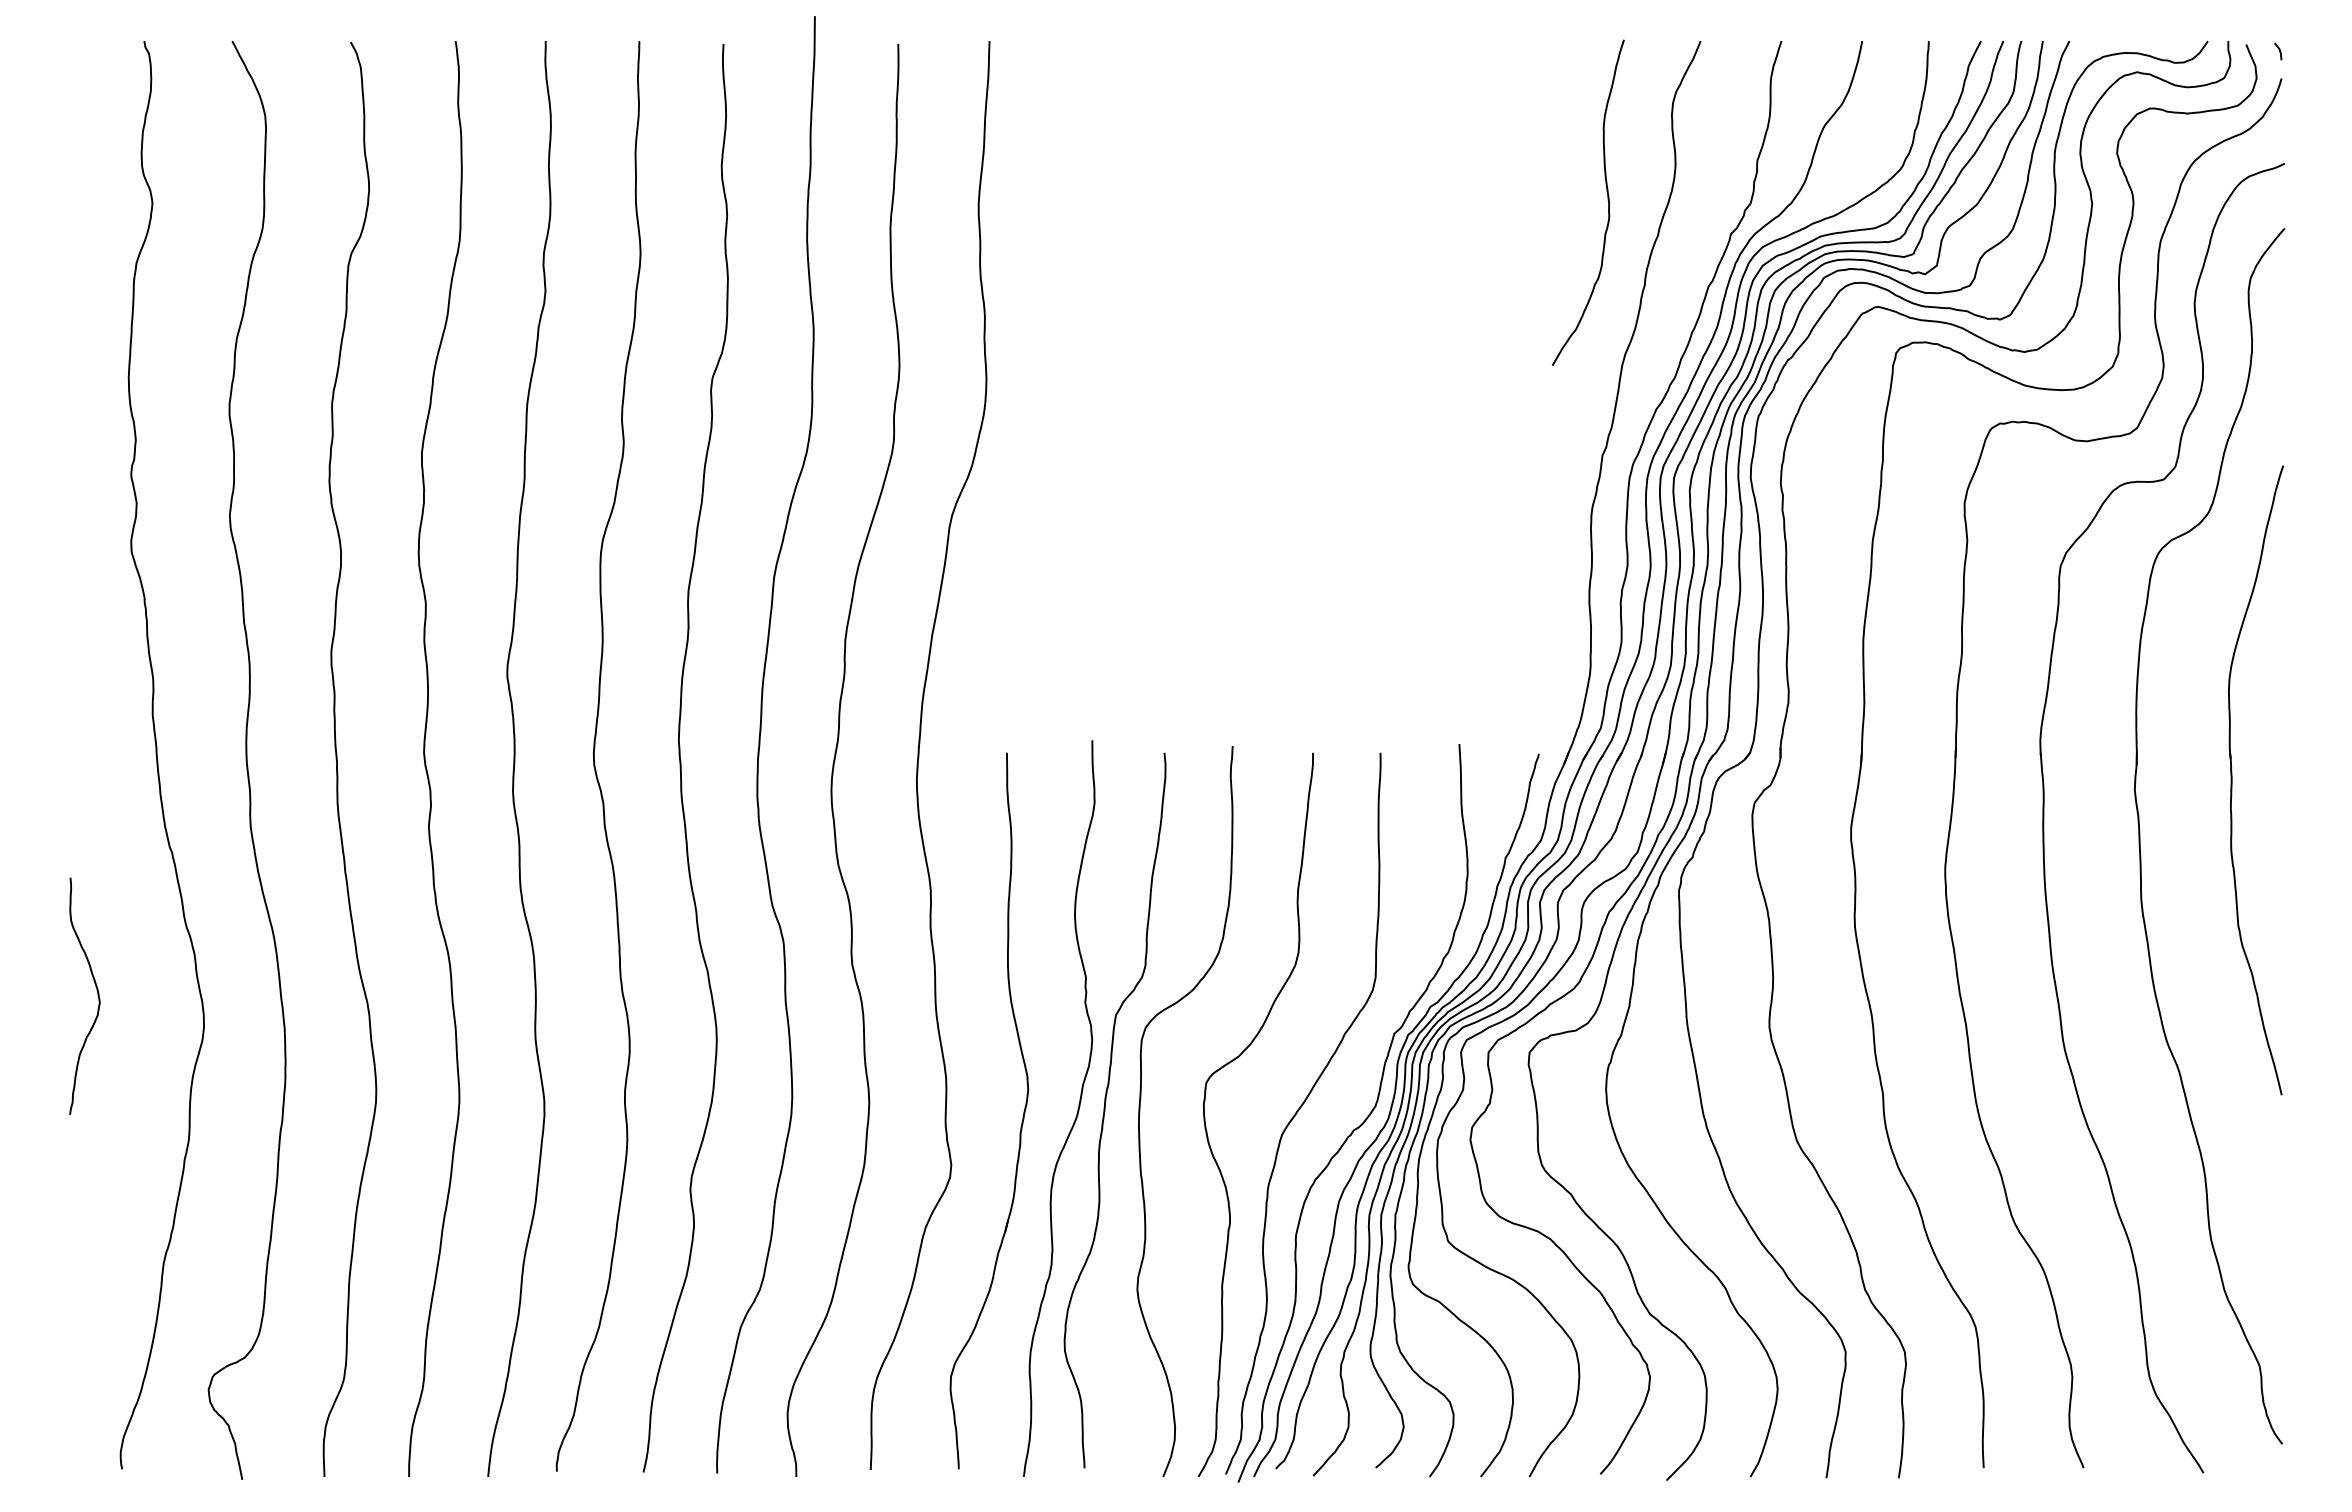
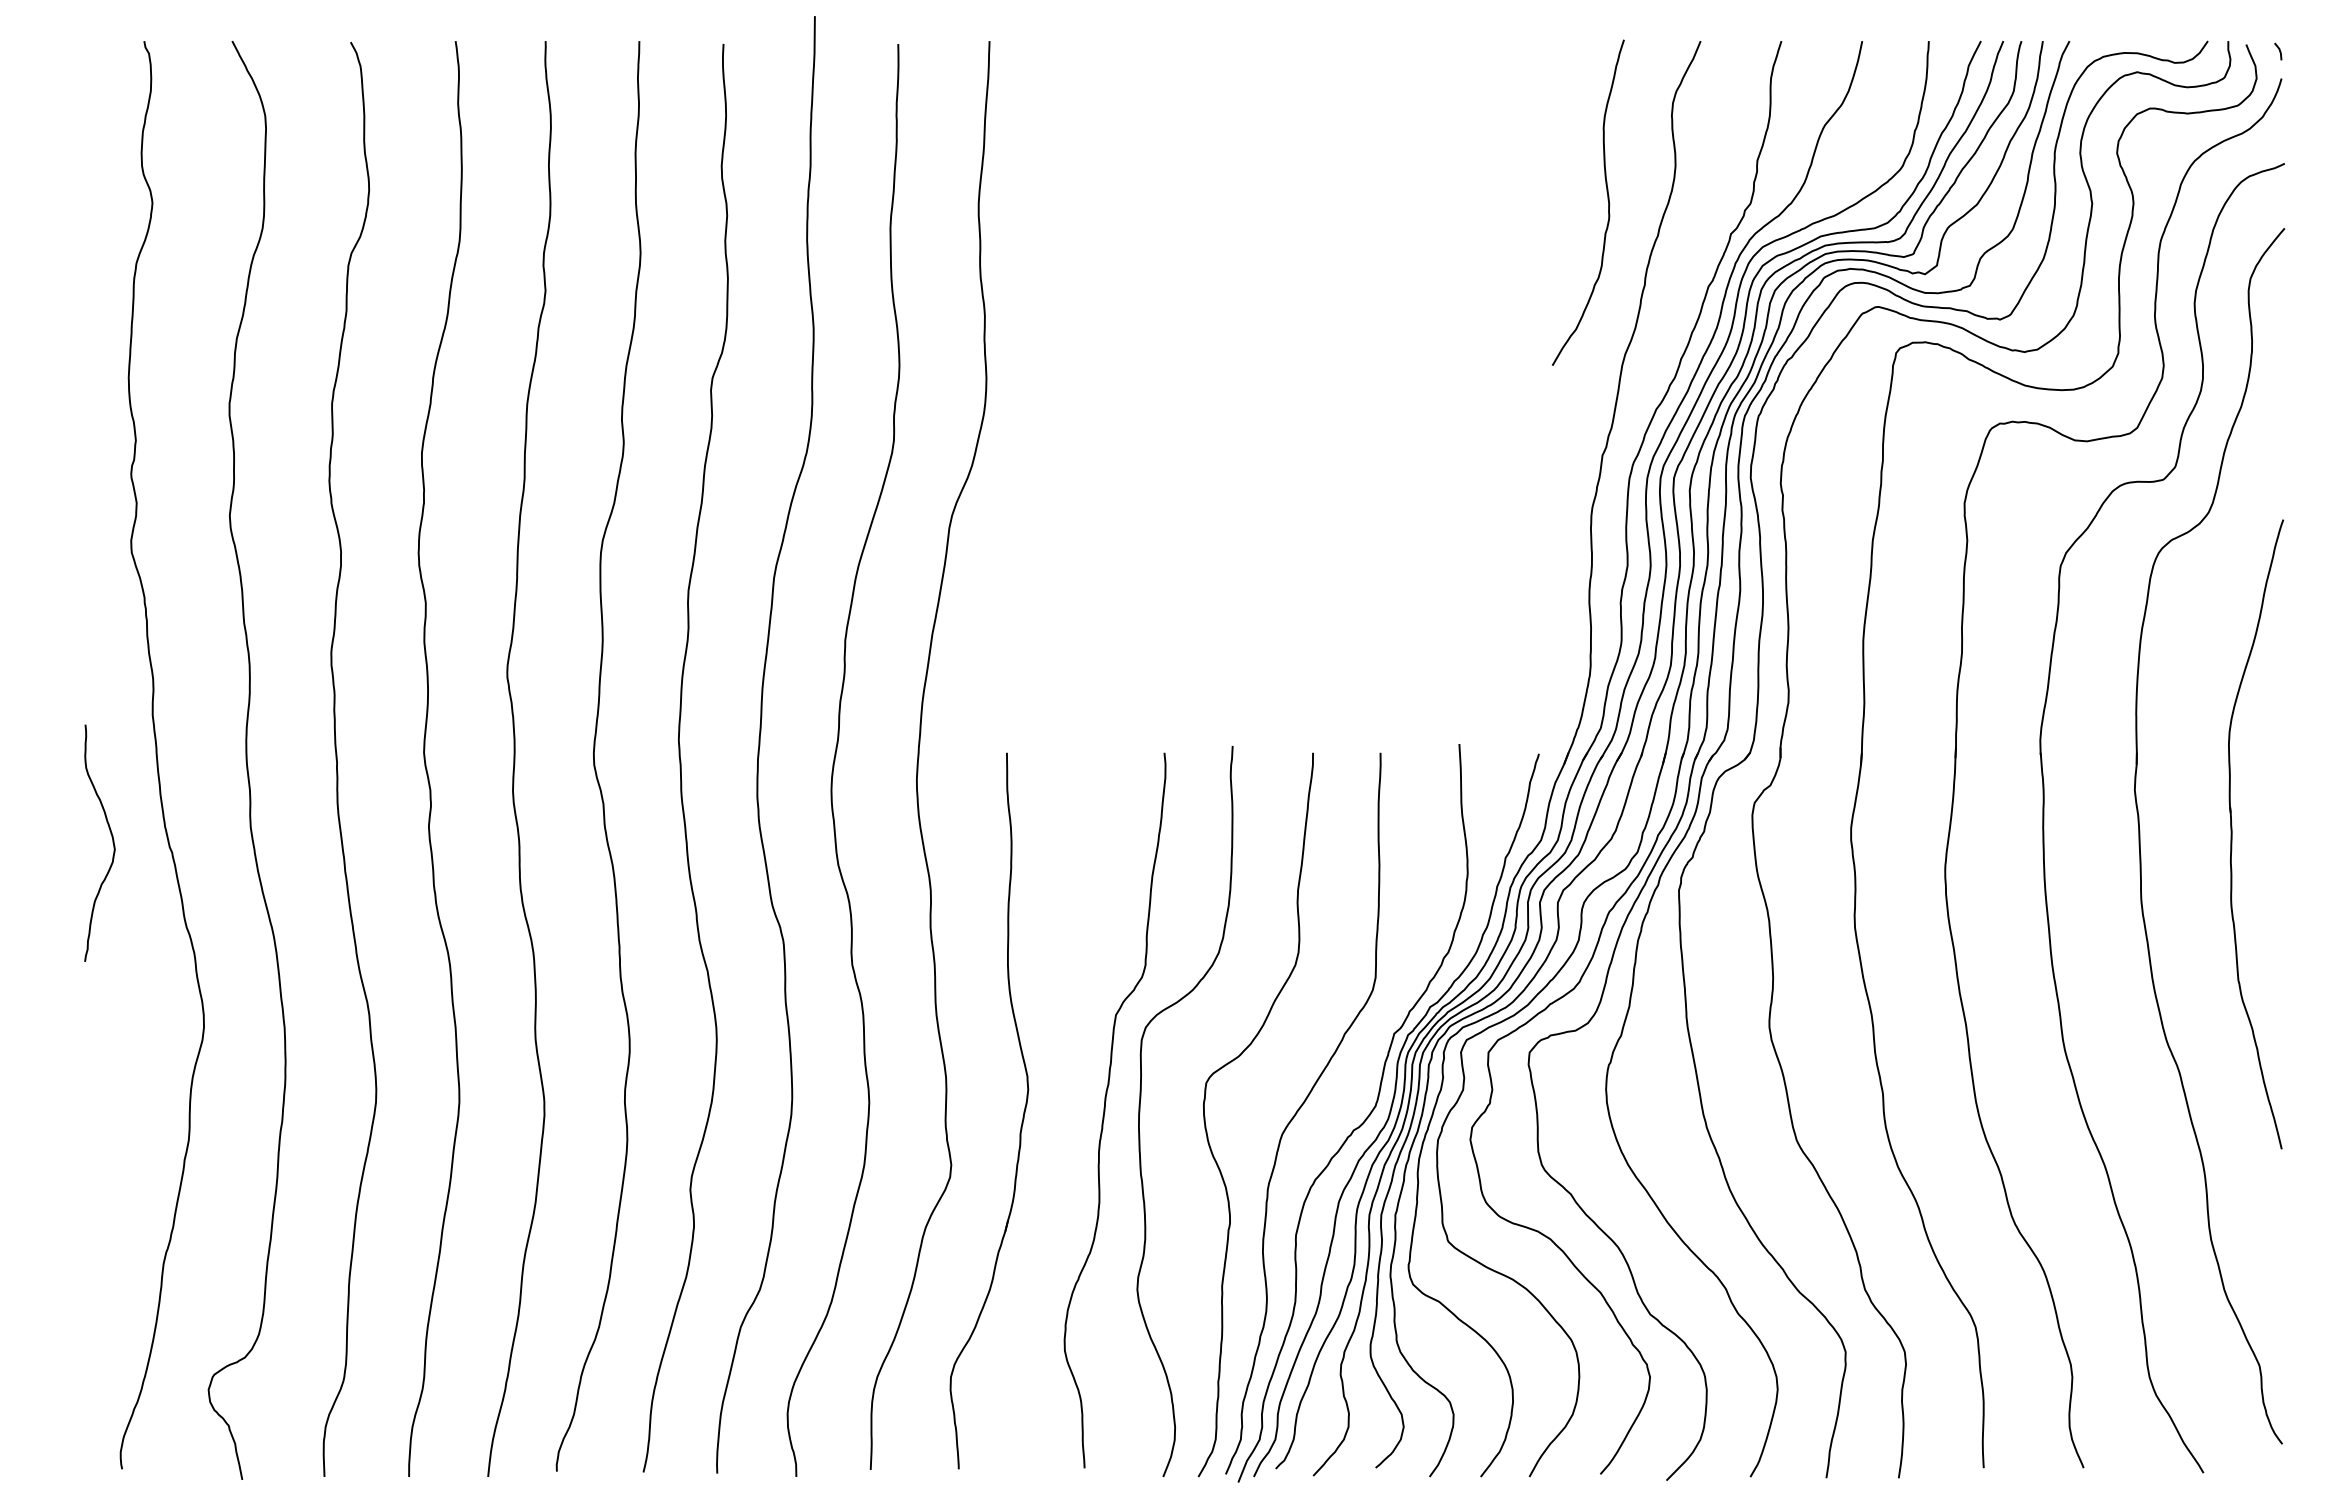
part position: (2232, 780) -> (2232, 834) (2232, 834)
curve position: (96, 990) -> (111, 837) (111, 837)
curve: present -> none (1076, 1113)
